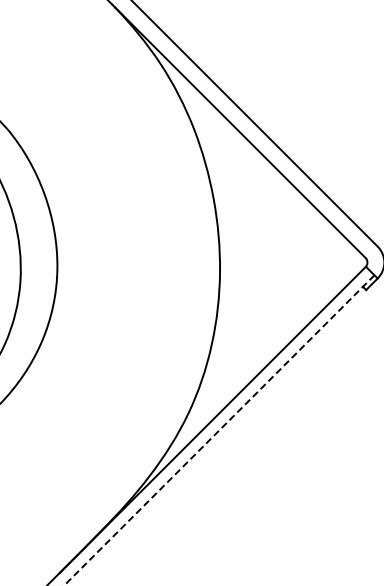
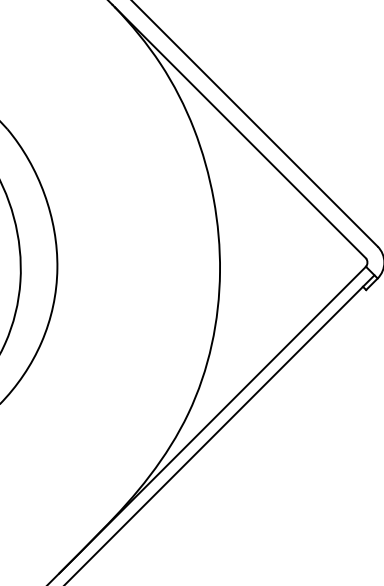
line: dashed -> solid (219, 430)
